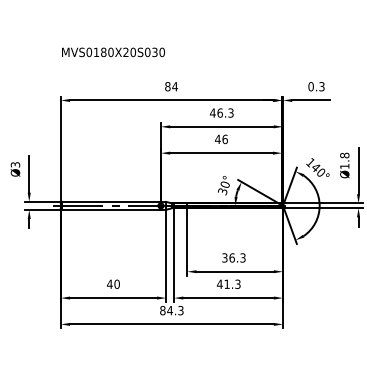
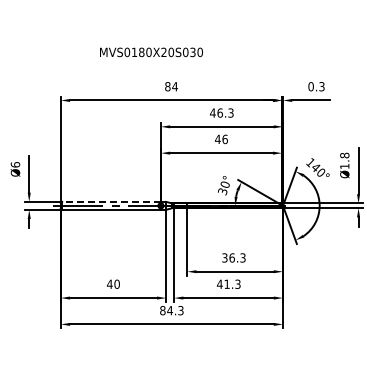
text position: (113, 52) -> (151, 52) (151, 52)
text: Ø3 -> Ø6 (15, 164)
line: solid -> dashed (111, 201)
